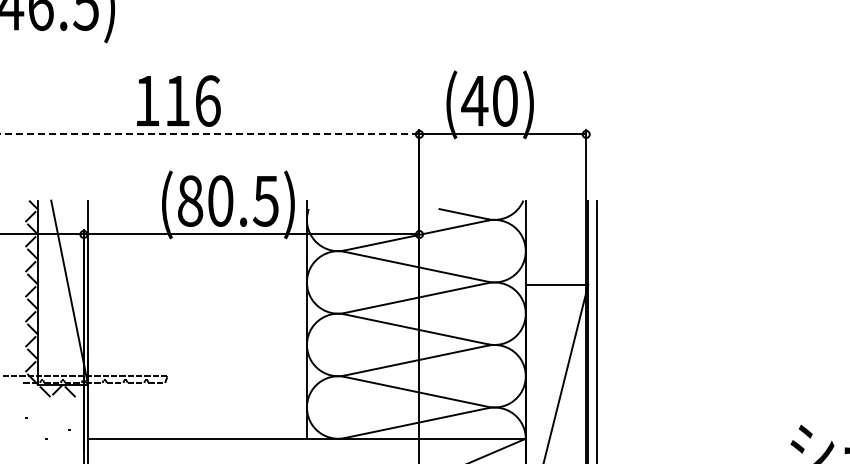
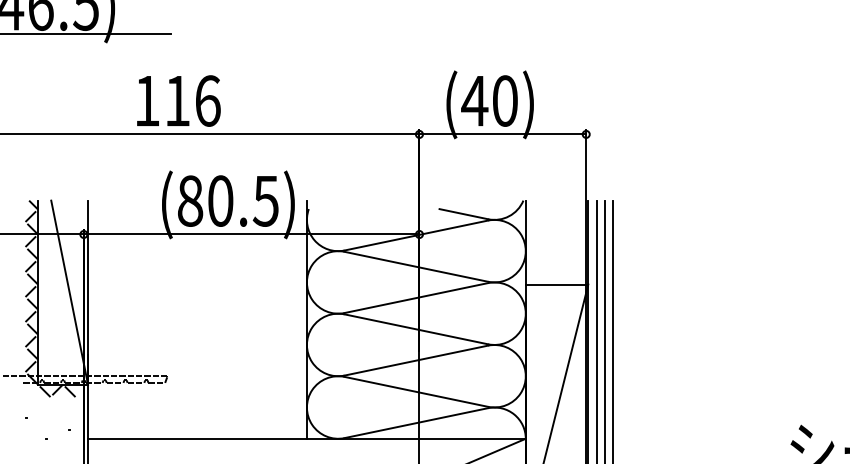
line: none -> present (86, 34)
line: dashed -> solid (209, 134)
line: none -> present (604, 330)
line: none -> present (613, 330)
